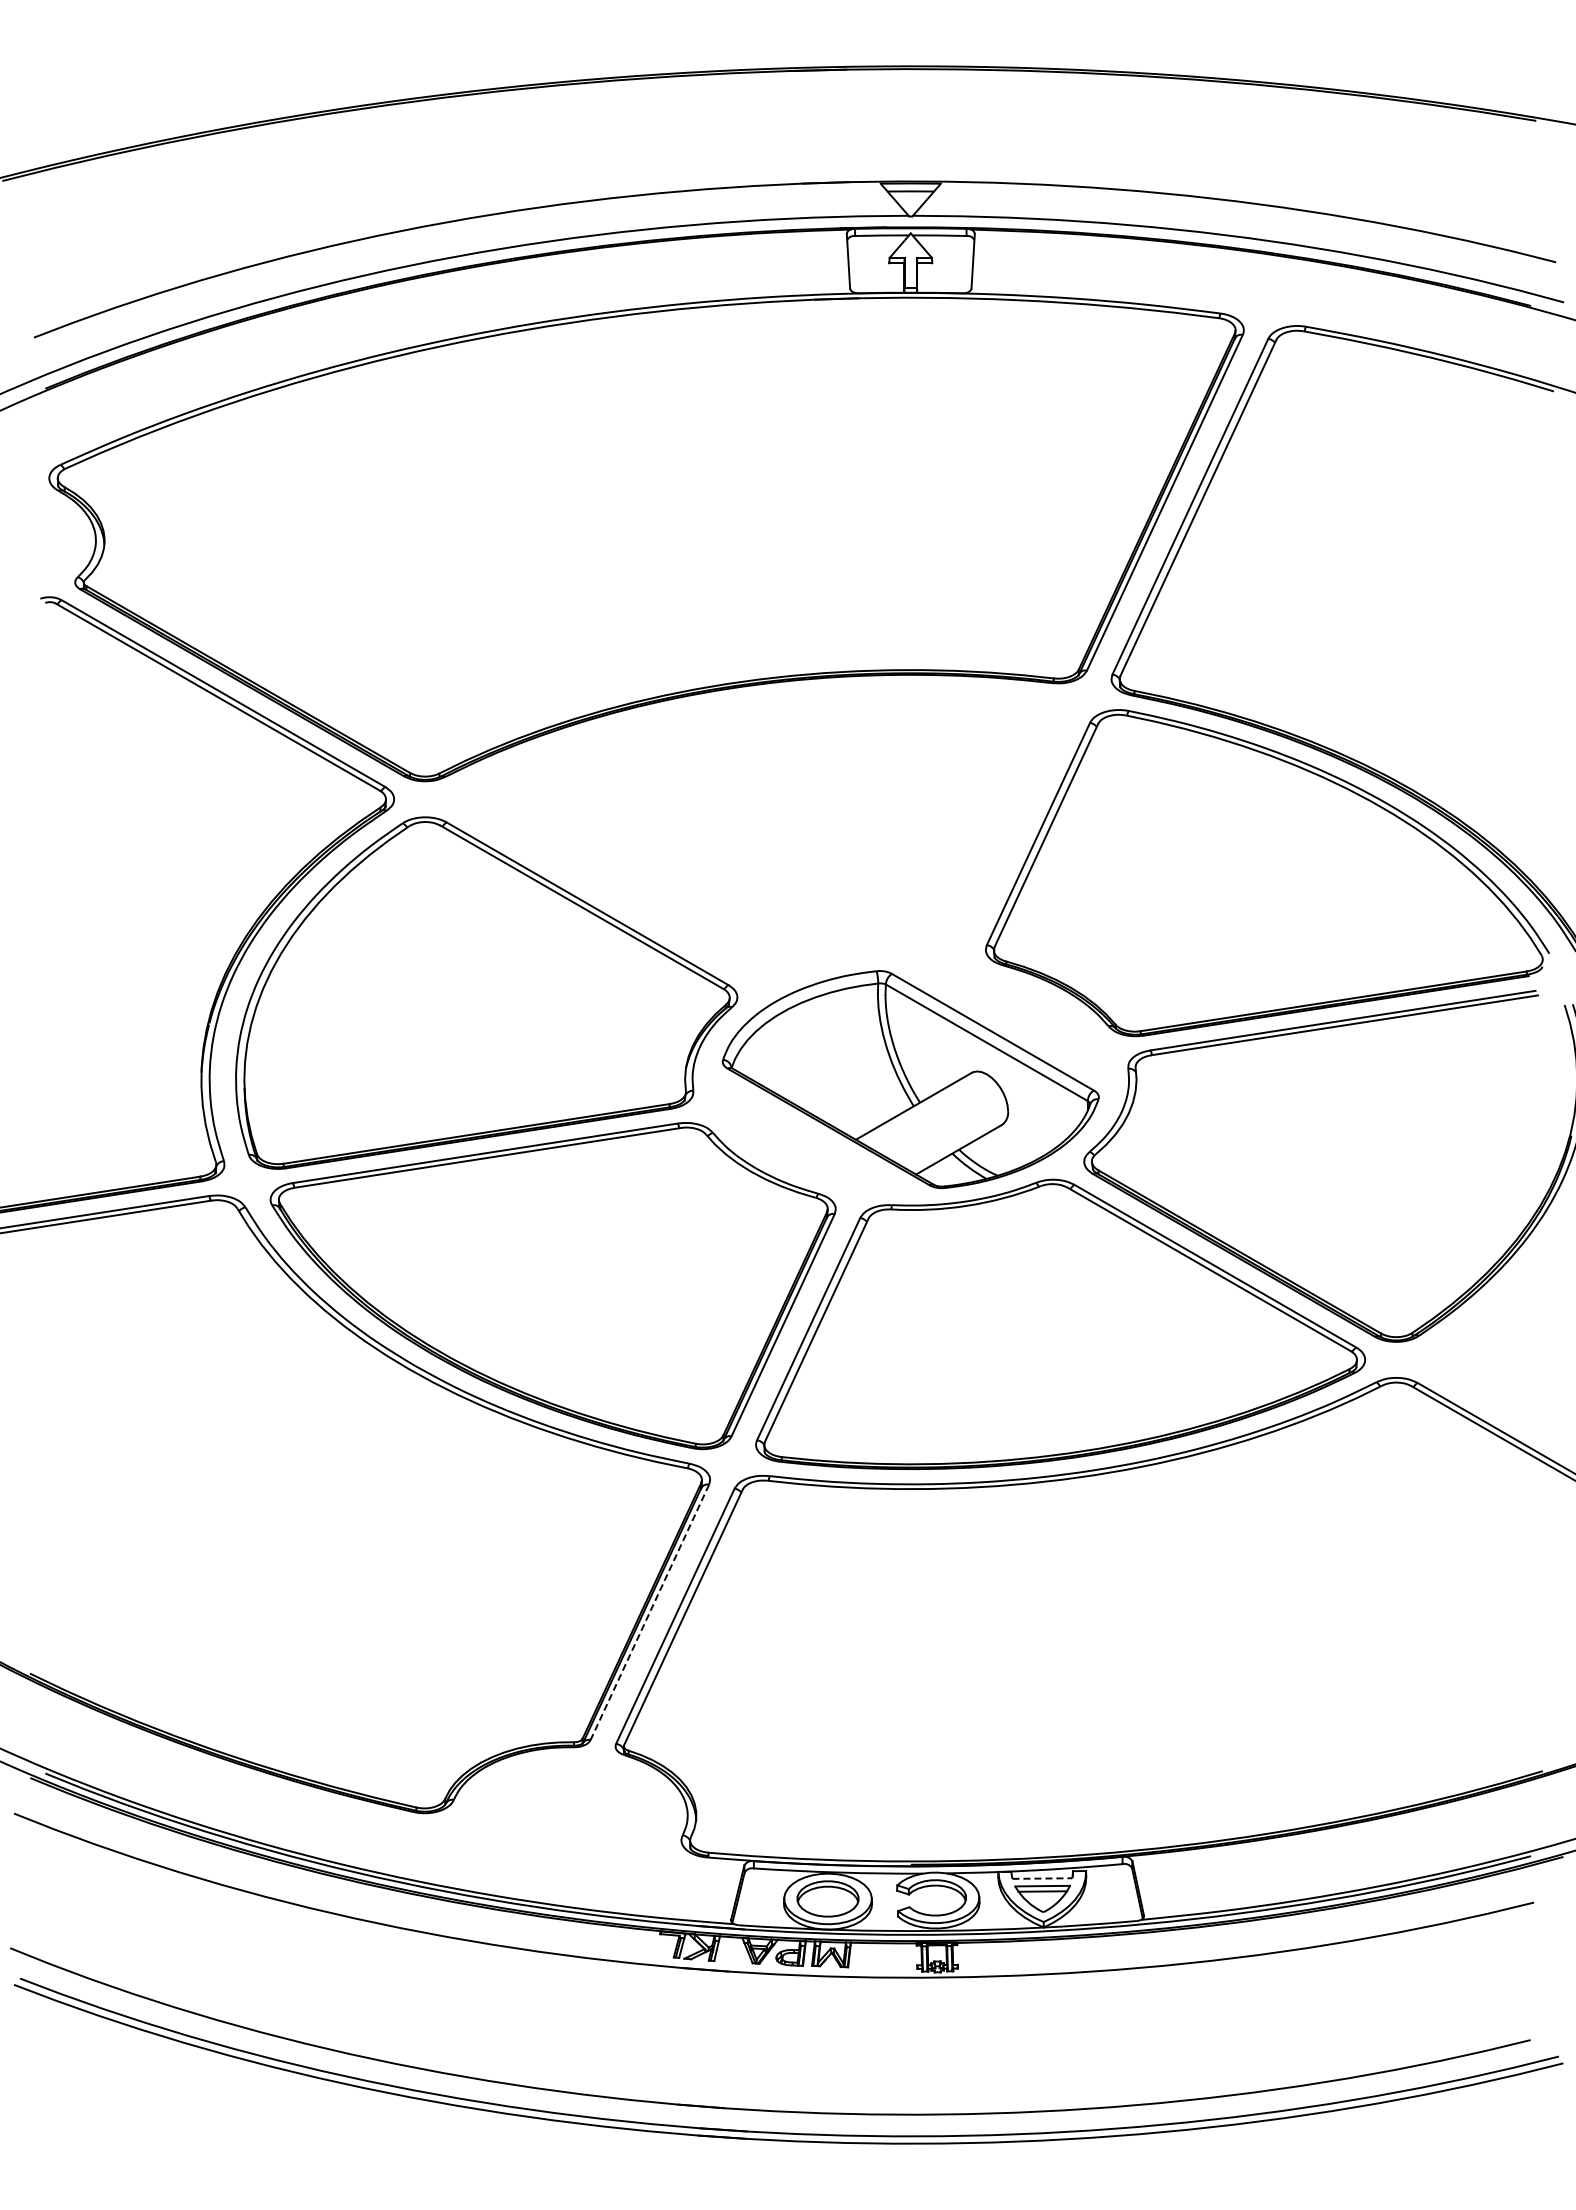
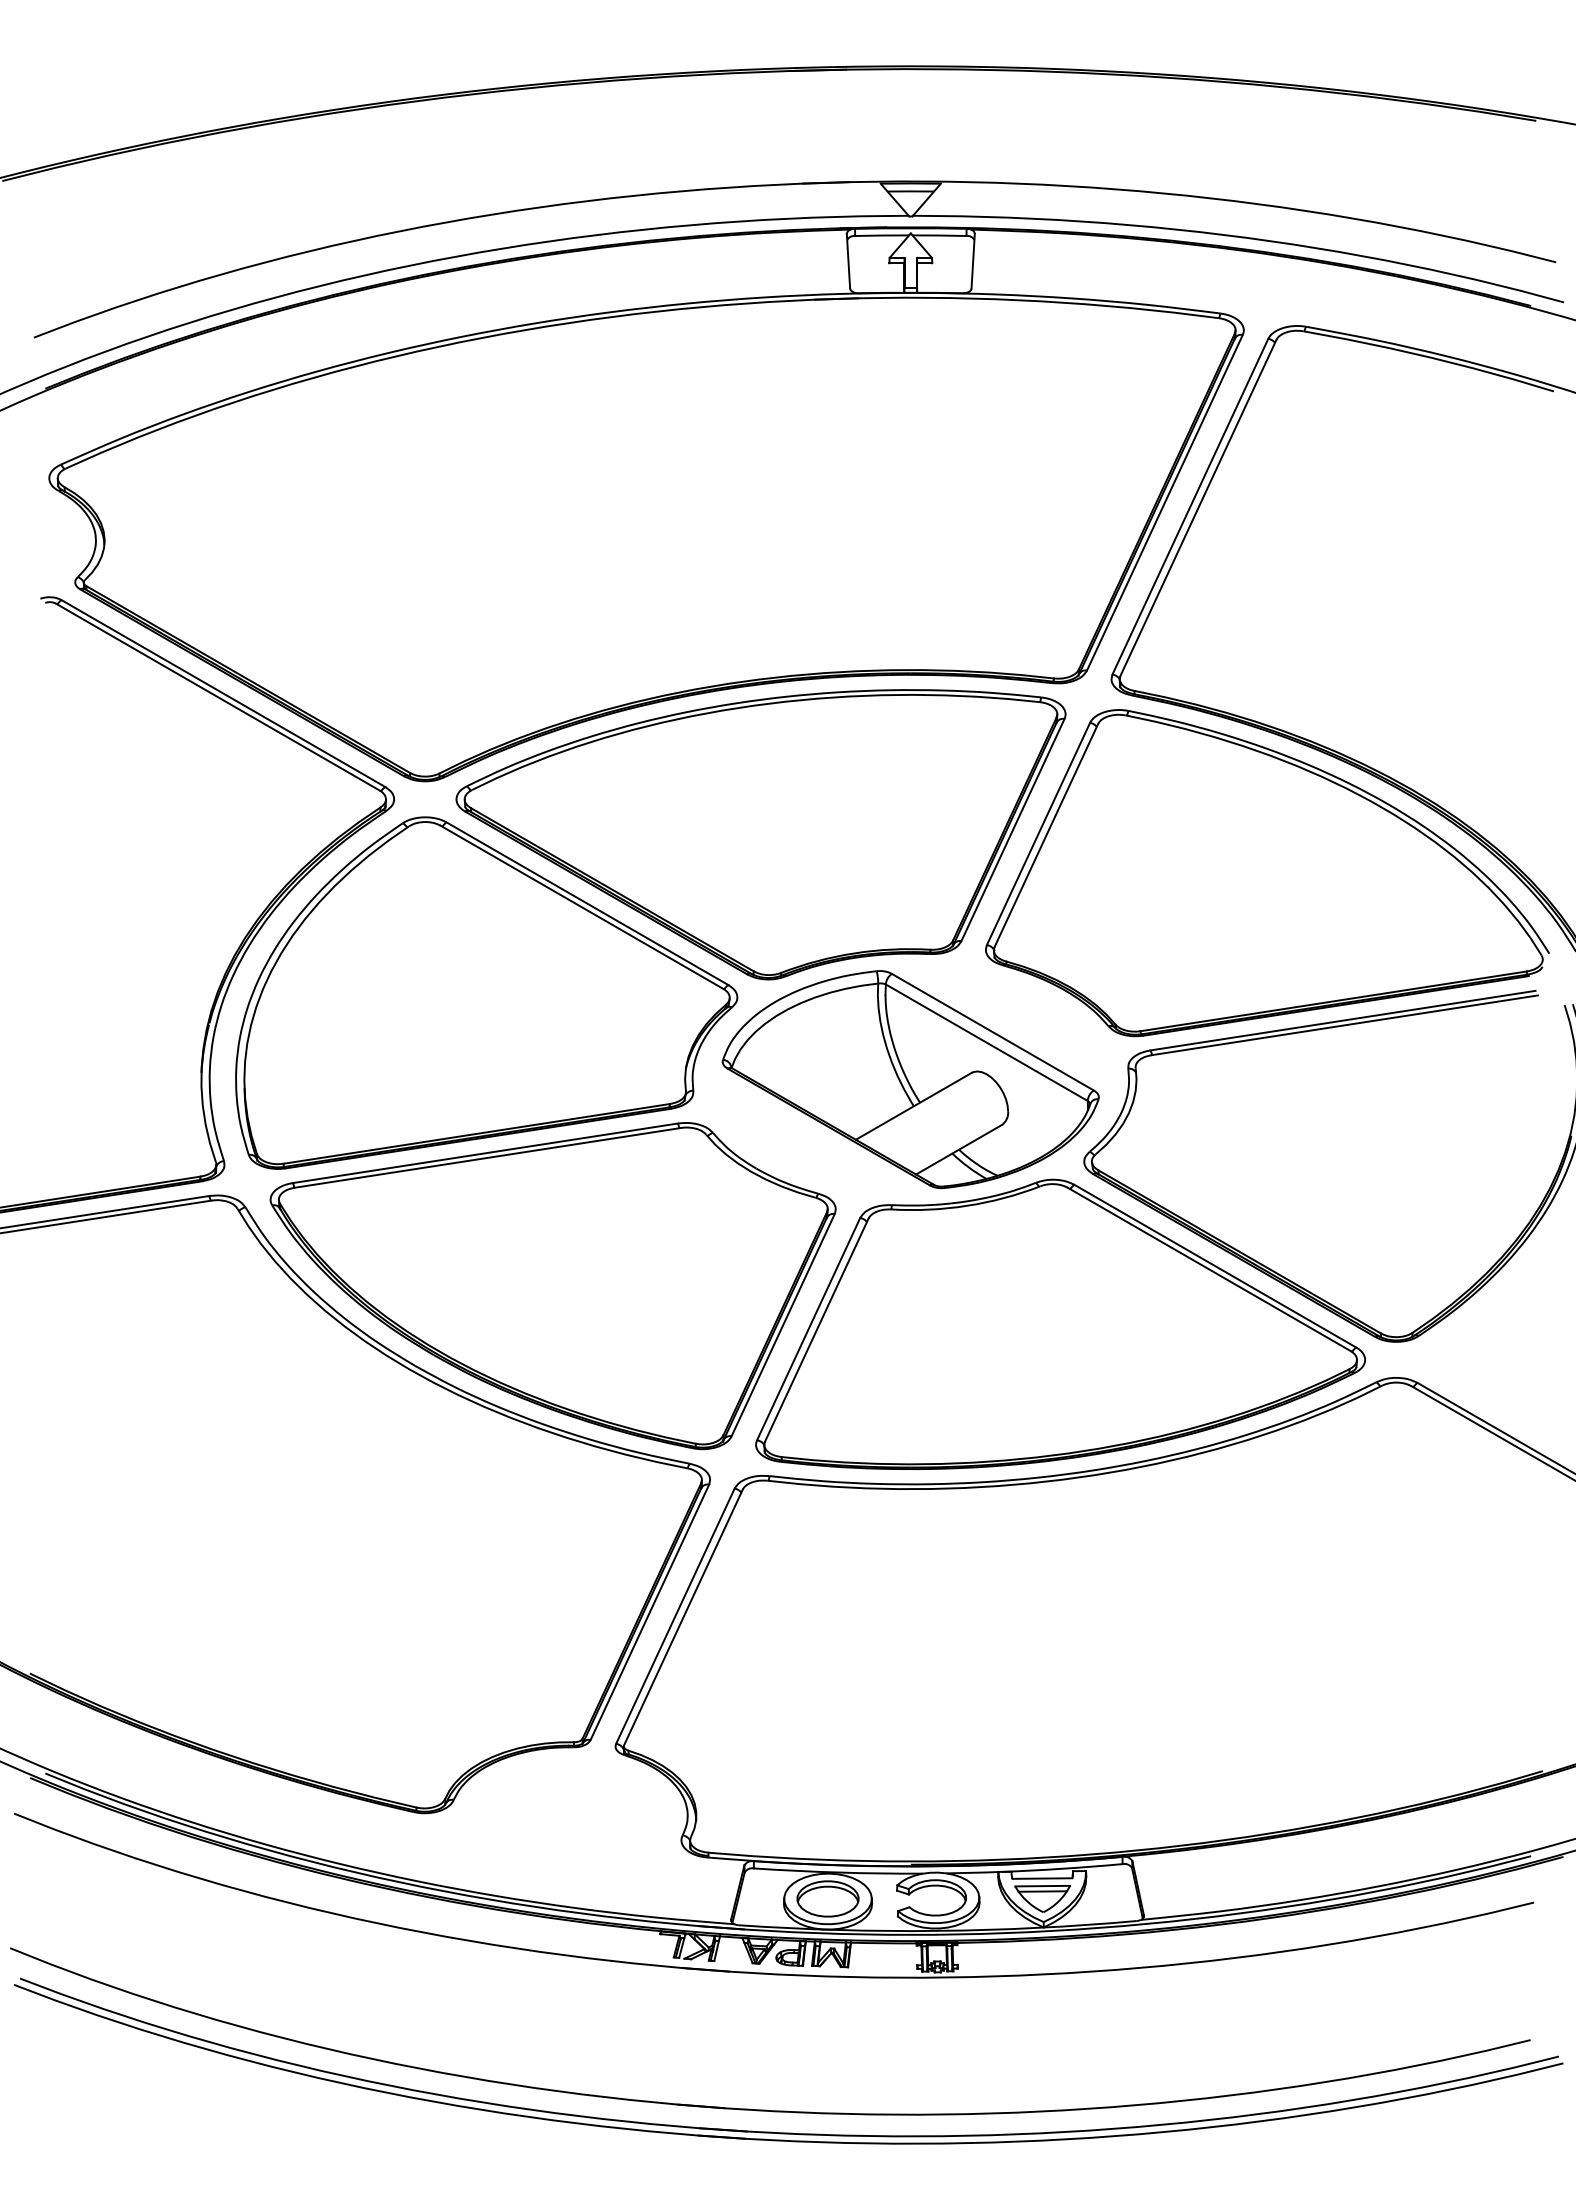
part: none -> present (760, 834)
line: dashed -> solid (649, 1612)
line: dashed -> solid (1042, 1878)
